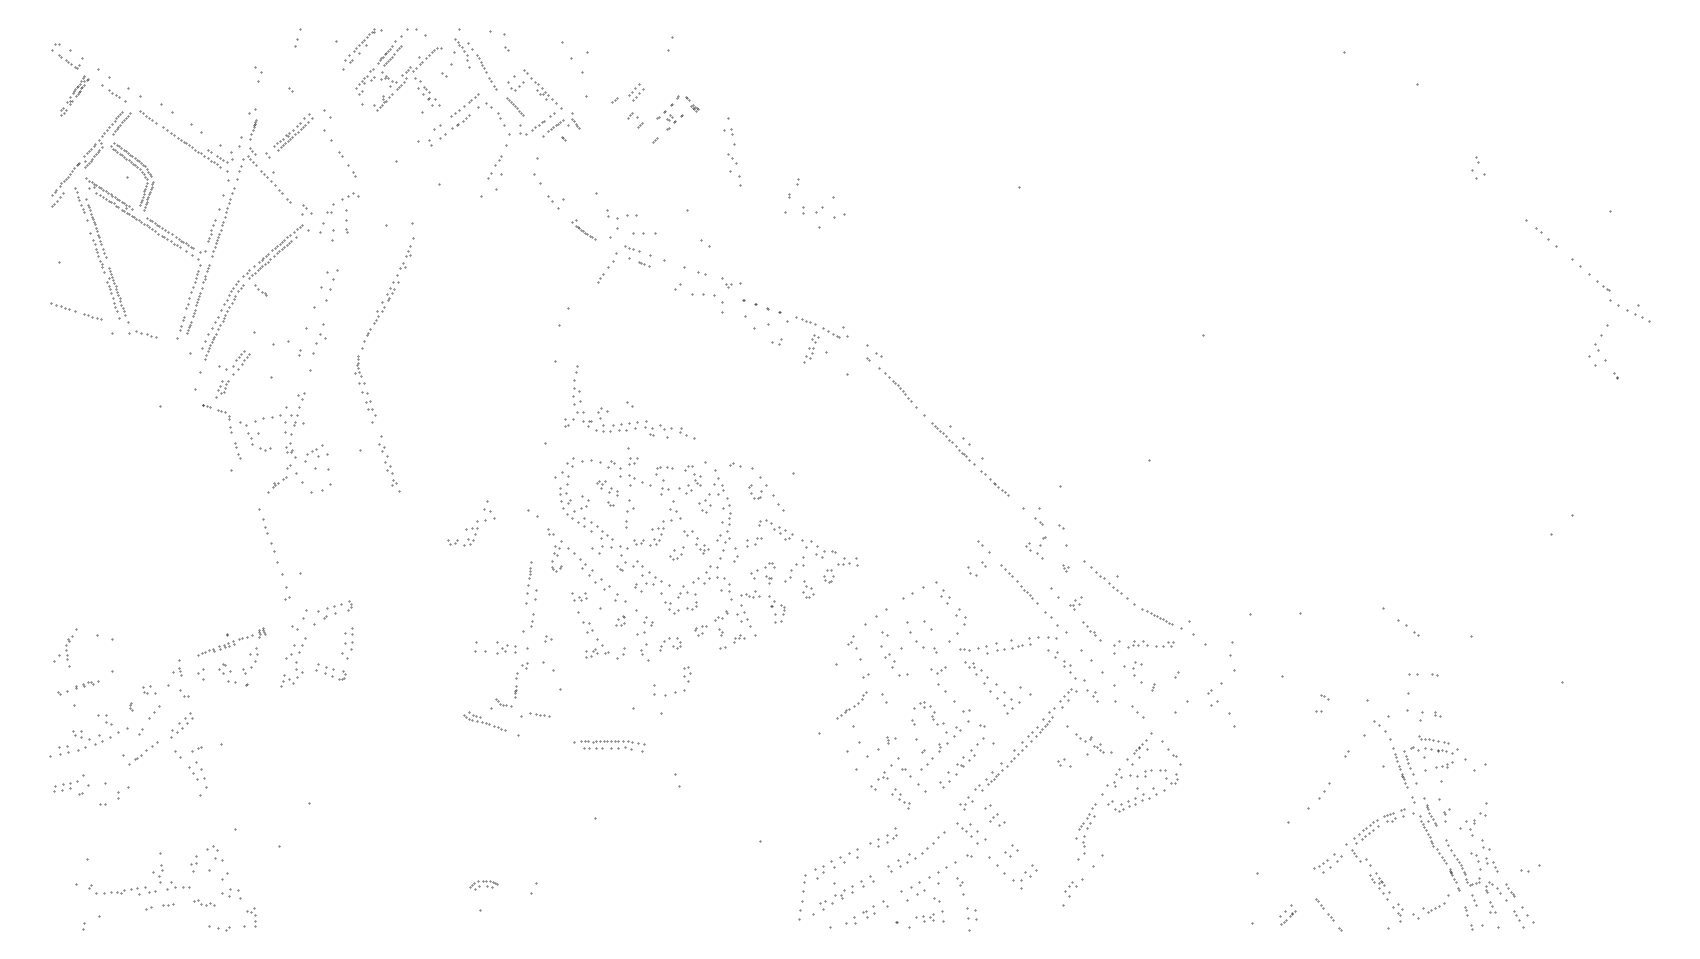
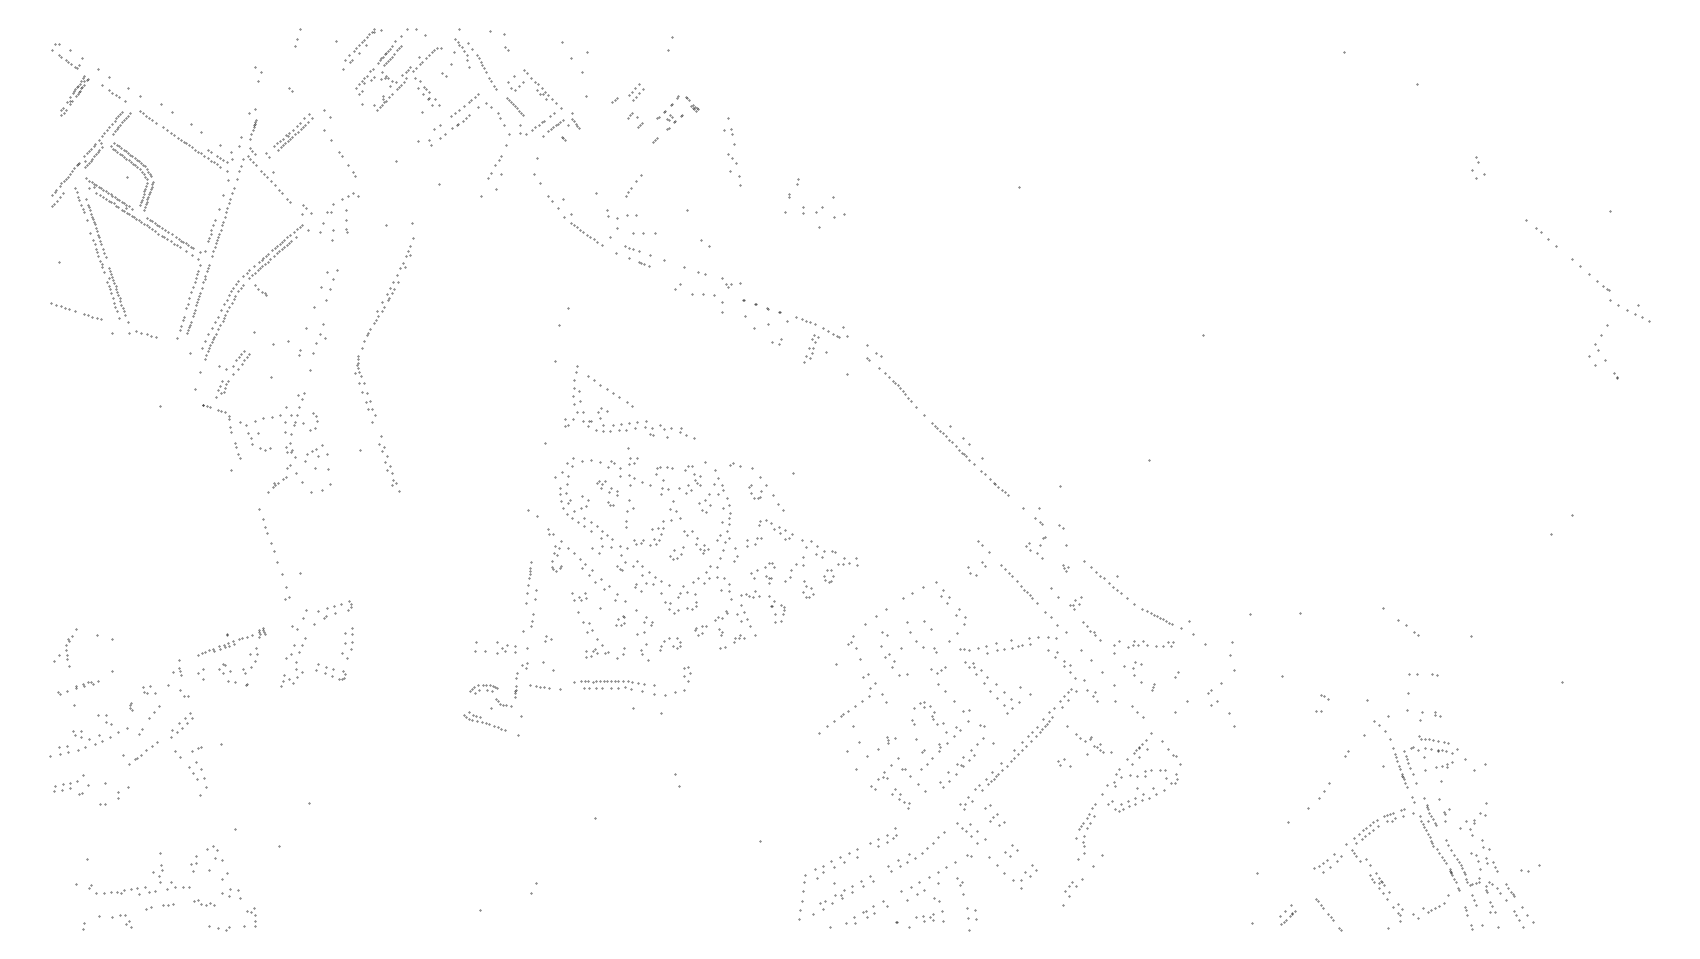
part size: 26x22 px -> 41x34 px (583, 229)
part position: (605, 271) -> (633, 185) (633, 185)
part: none -> present (603, 386)
part: none -> present (313, 421)
part: present -> none (471, 523)
part size: 32x29 px -> 51x46 px (851, 704)
part position: (539, 714) -> (539, 686) (539, 686)
part position: (609, 746) -> (609, 686) (609, 686)
part position: (483, 885) -> (483, 689) (483, 689)
part: none -> present (121, 921)
